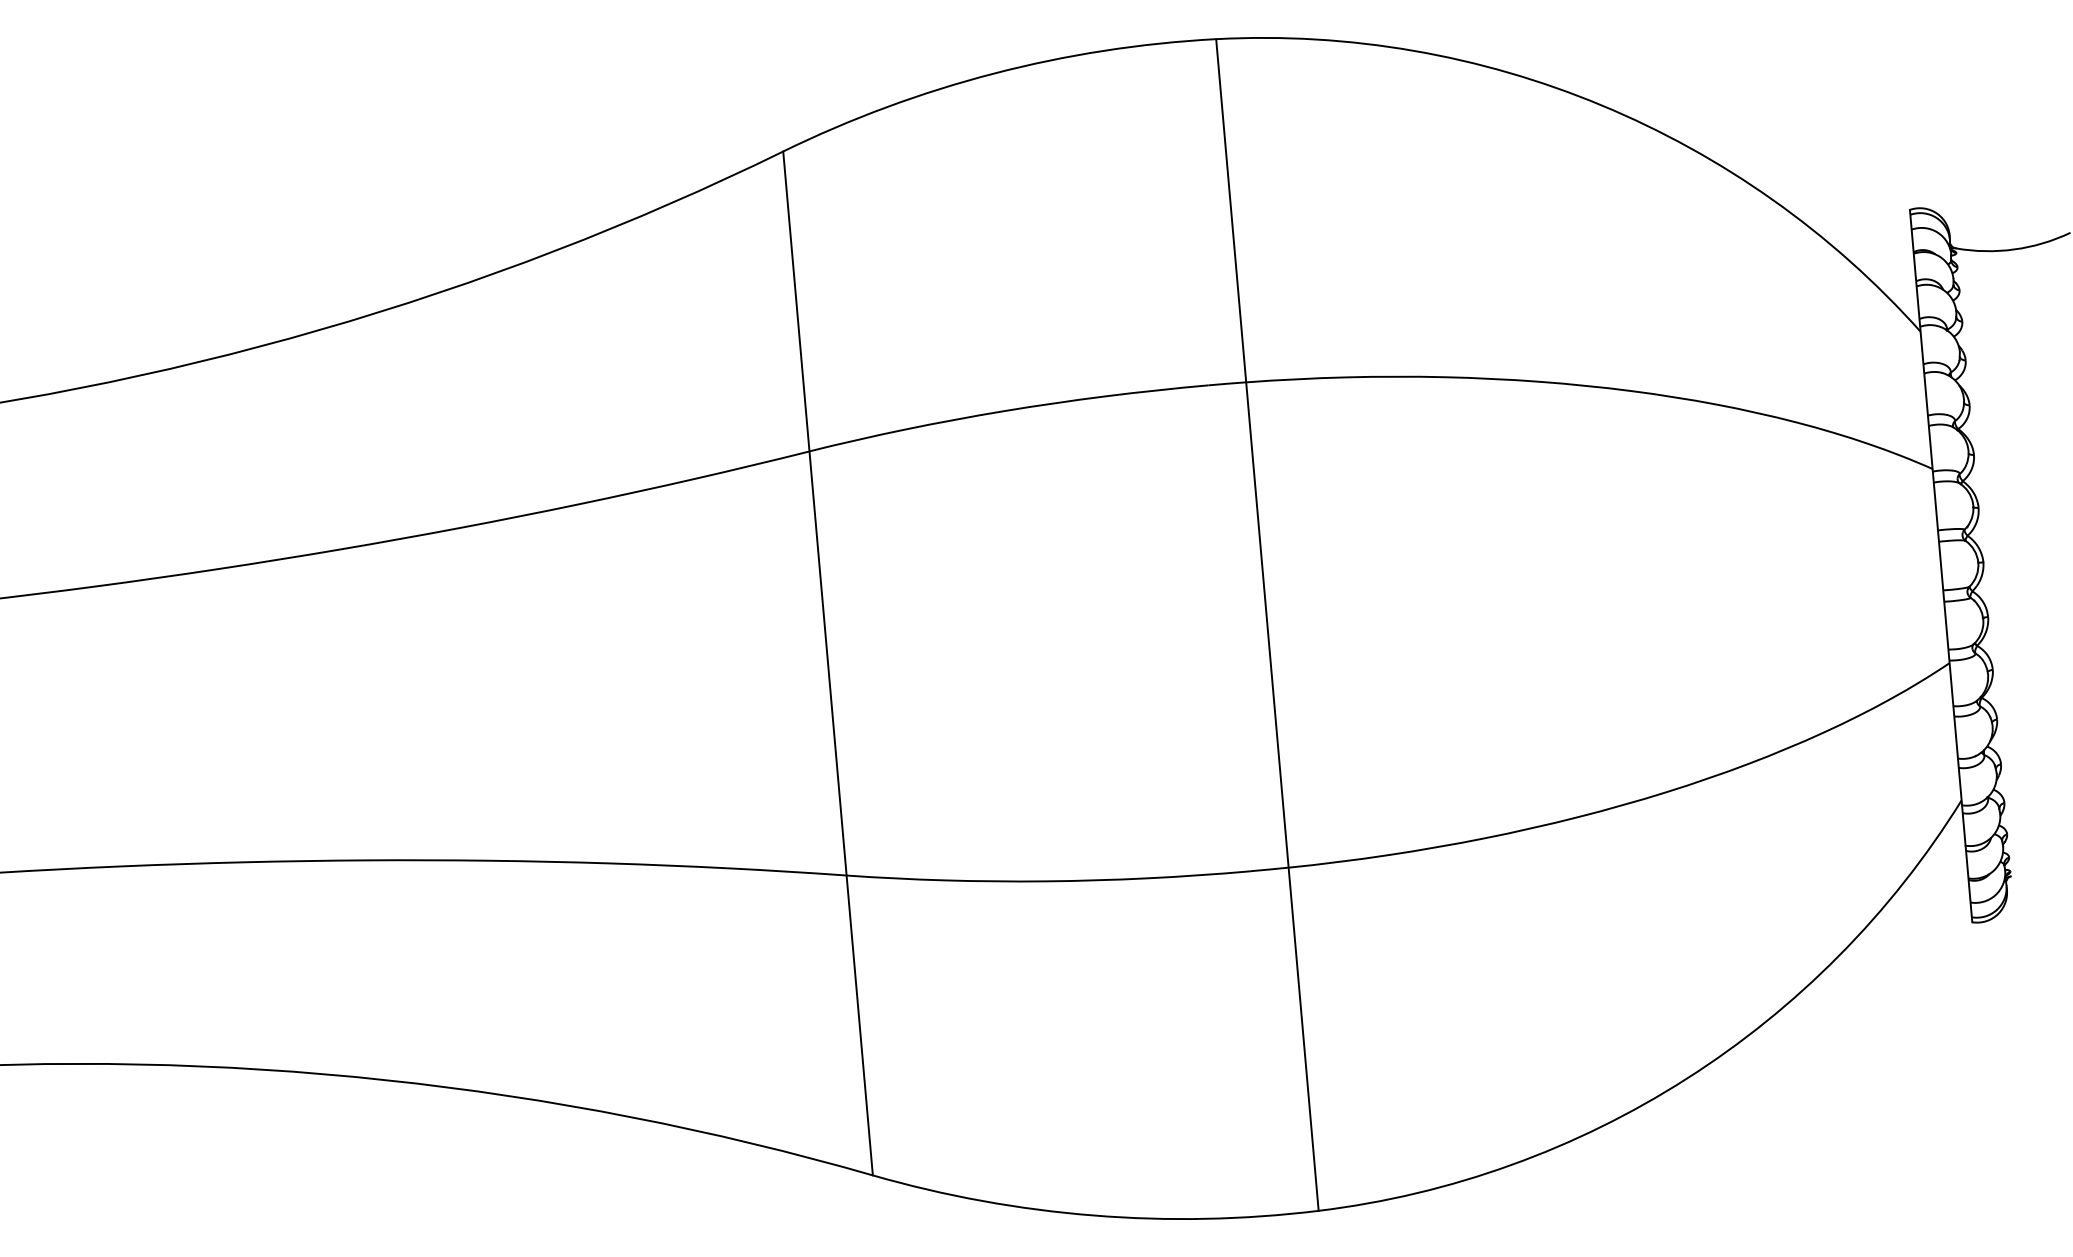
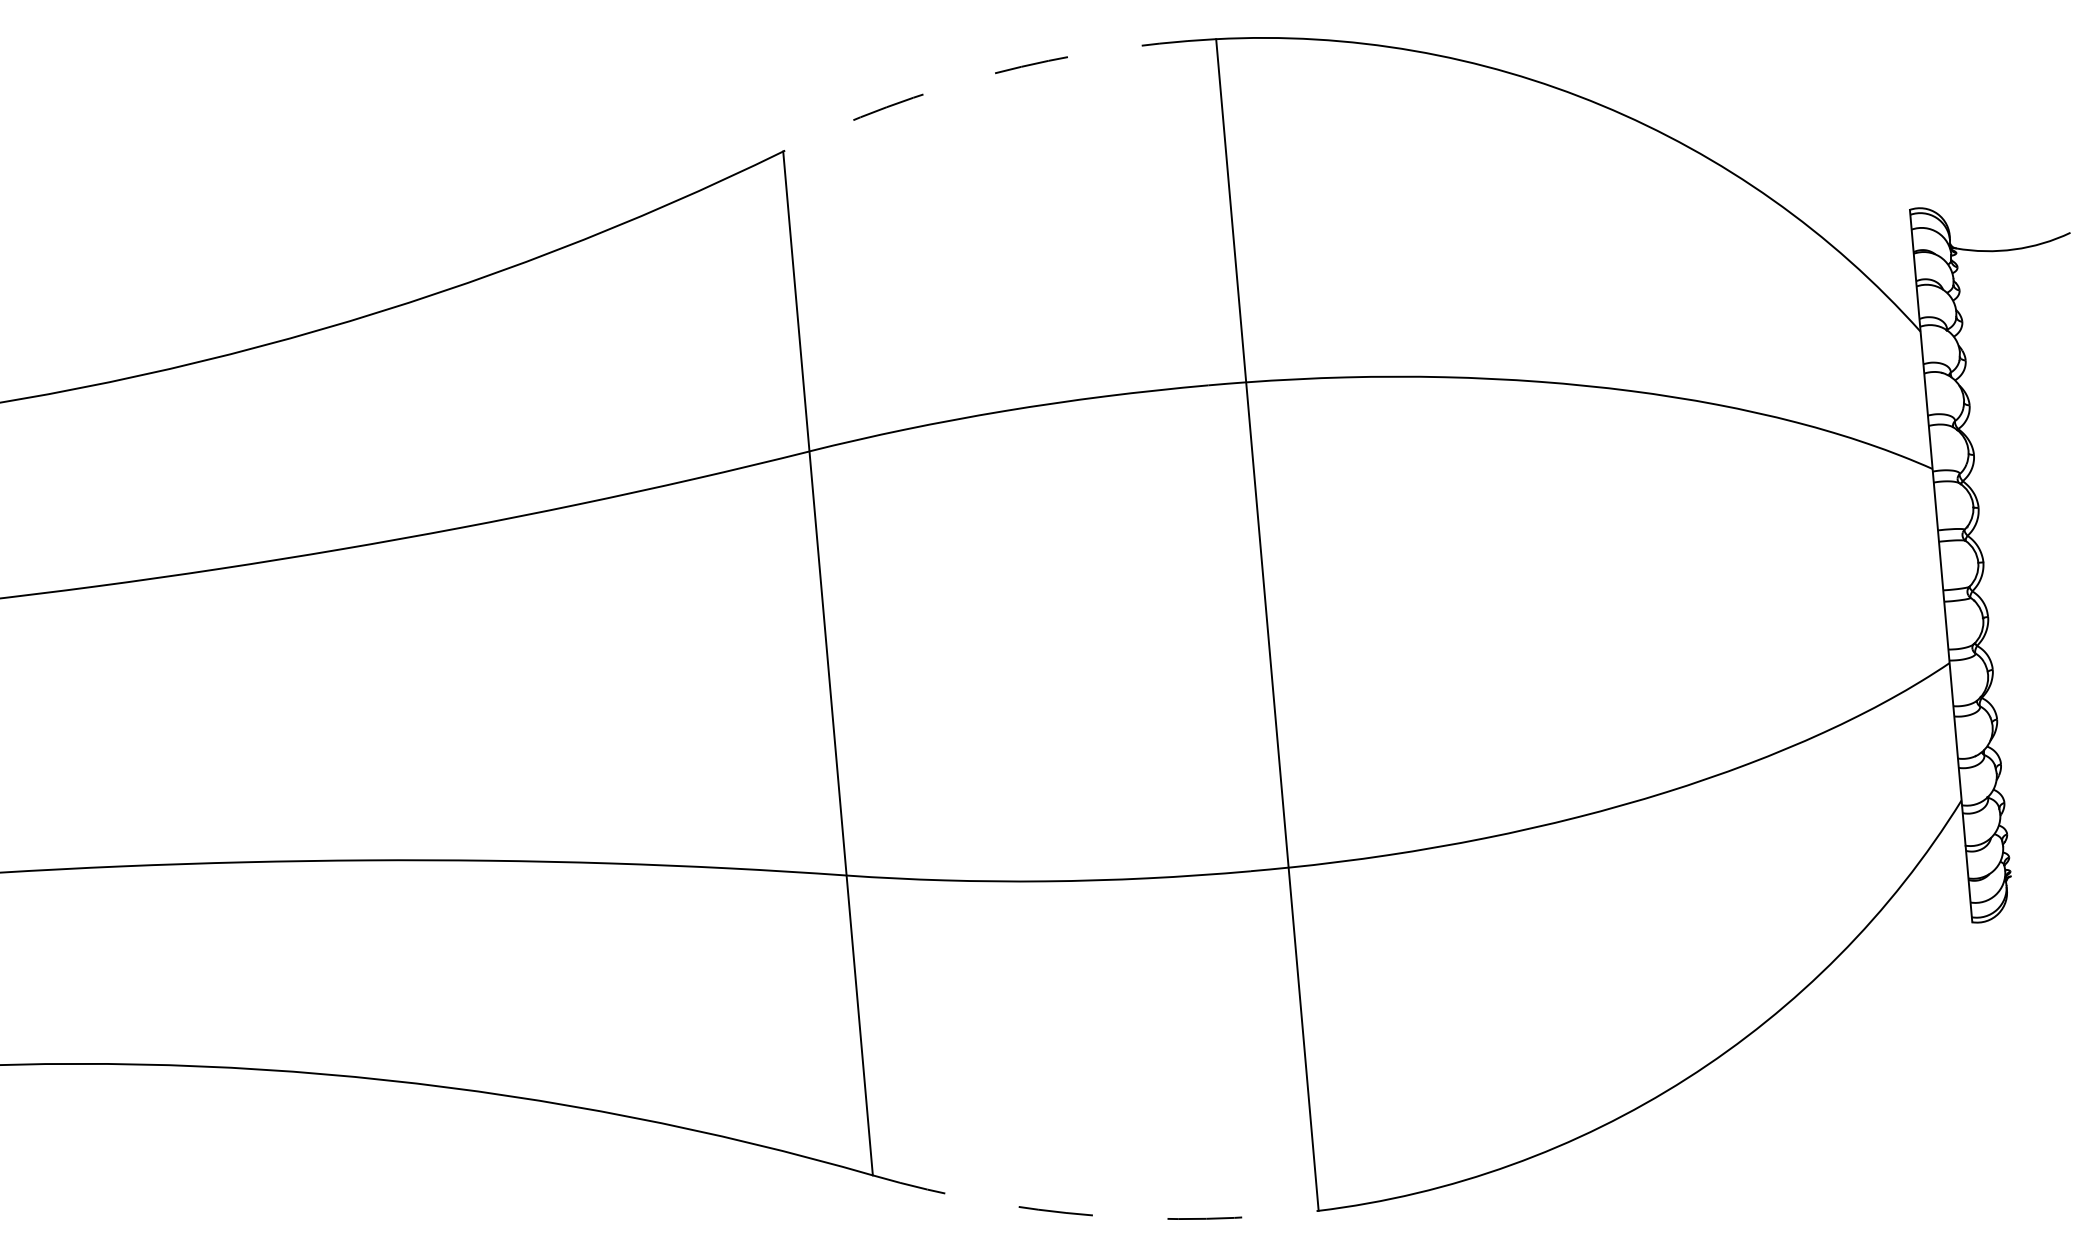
arc: solid -> dashed (994, 73)
arc: solid -> dashed (1093, 1215)
